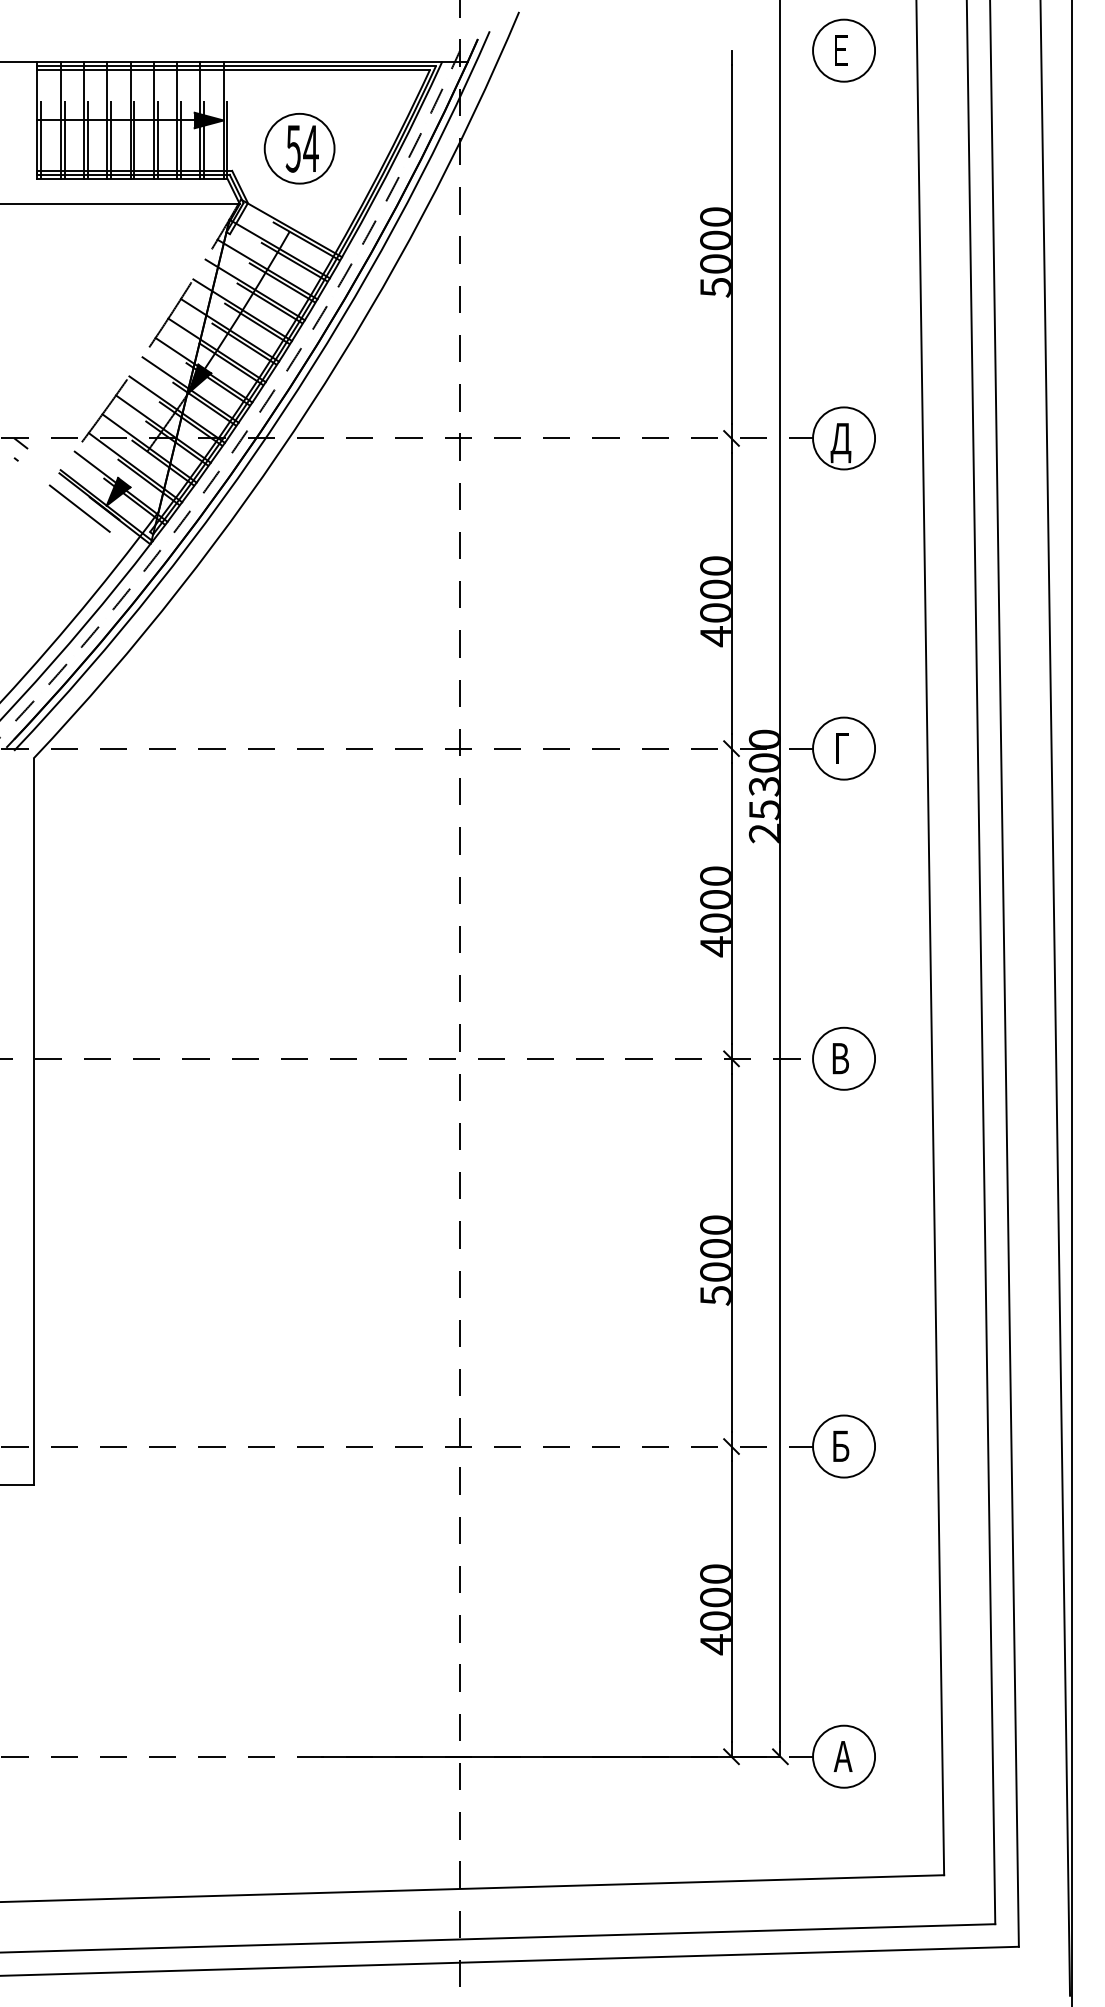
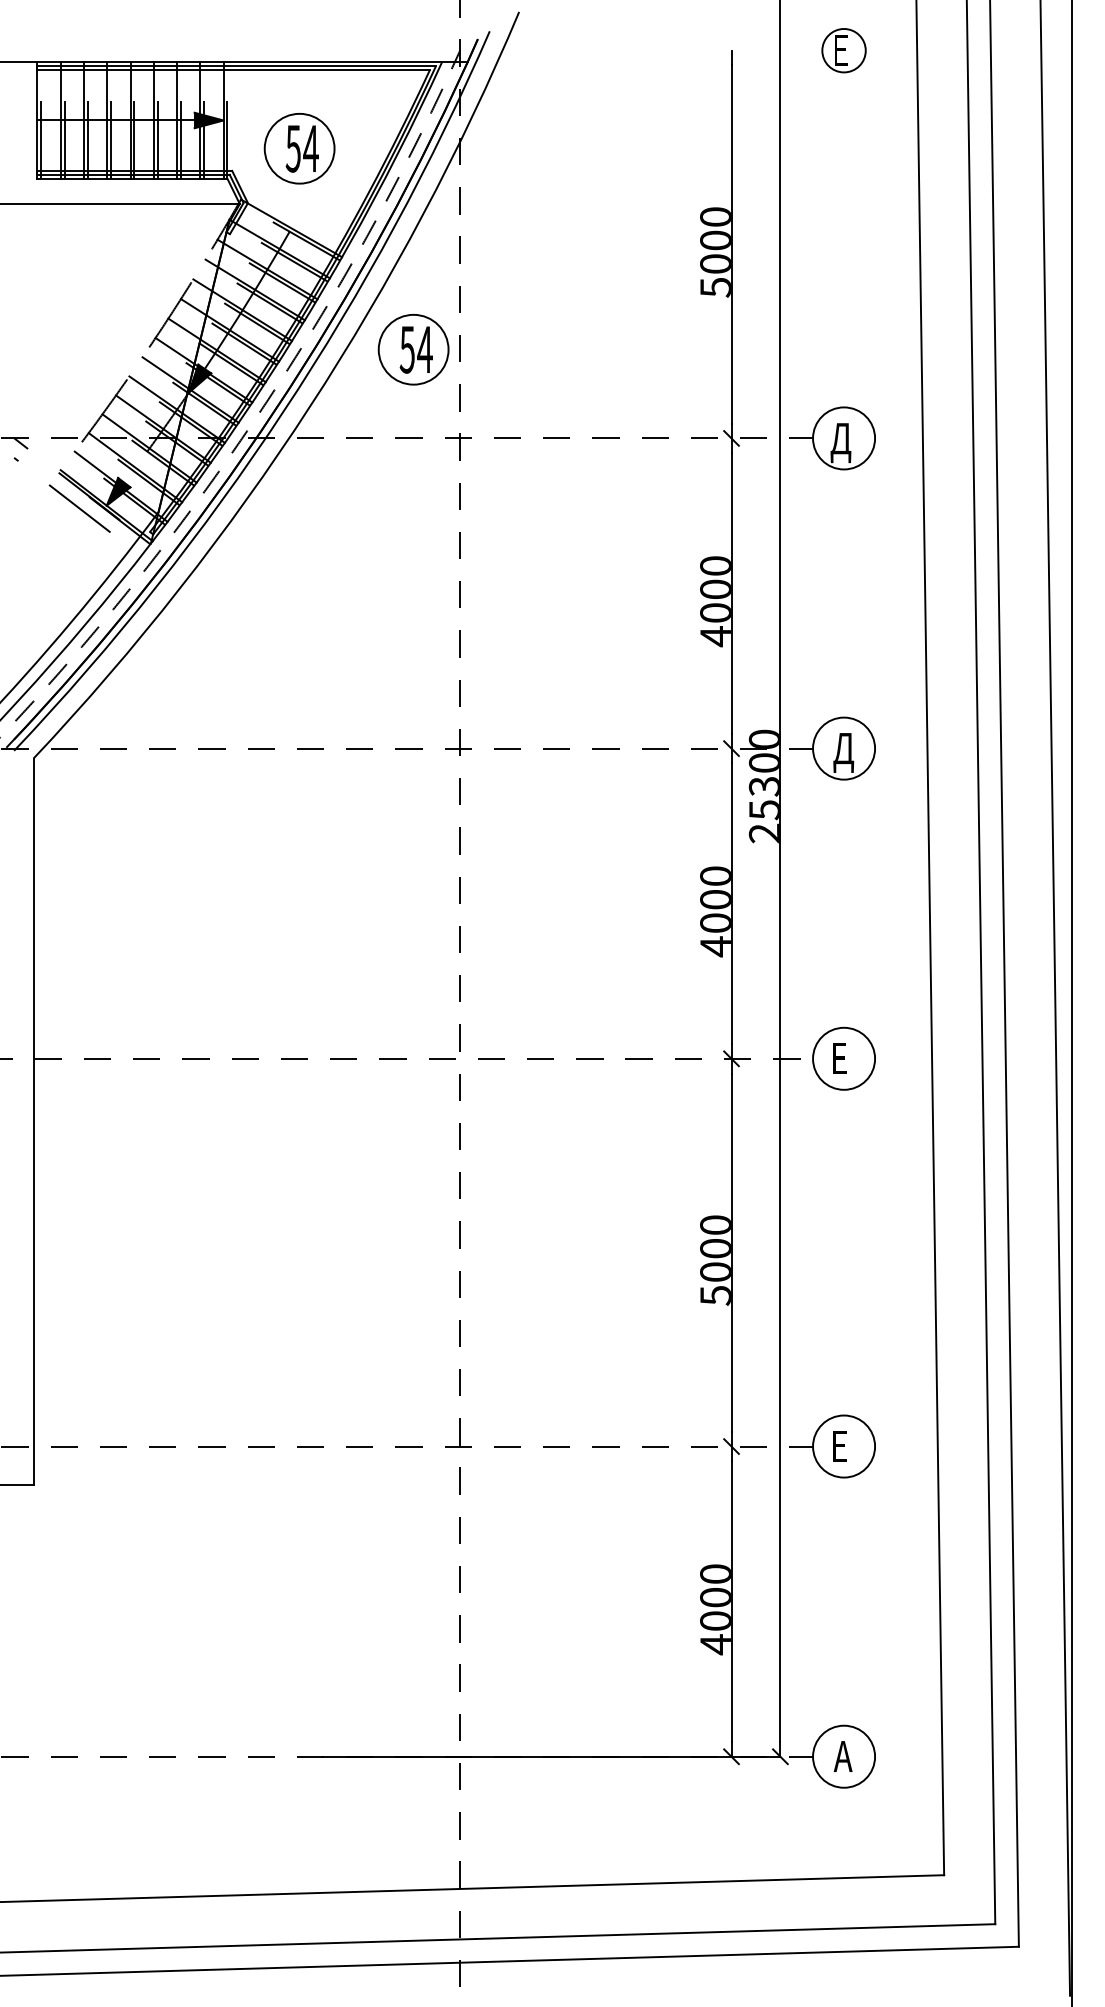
circle diameter: 62 px -> 43 px (843, 50)
part: none -> present (413, 349)
text: Г -> Д (843, 752)
text: В -> Е (840, 1058)
text: Б -> Е (841, 1445)
